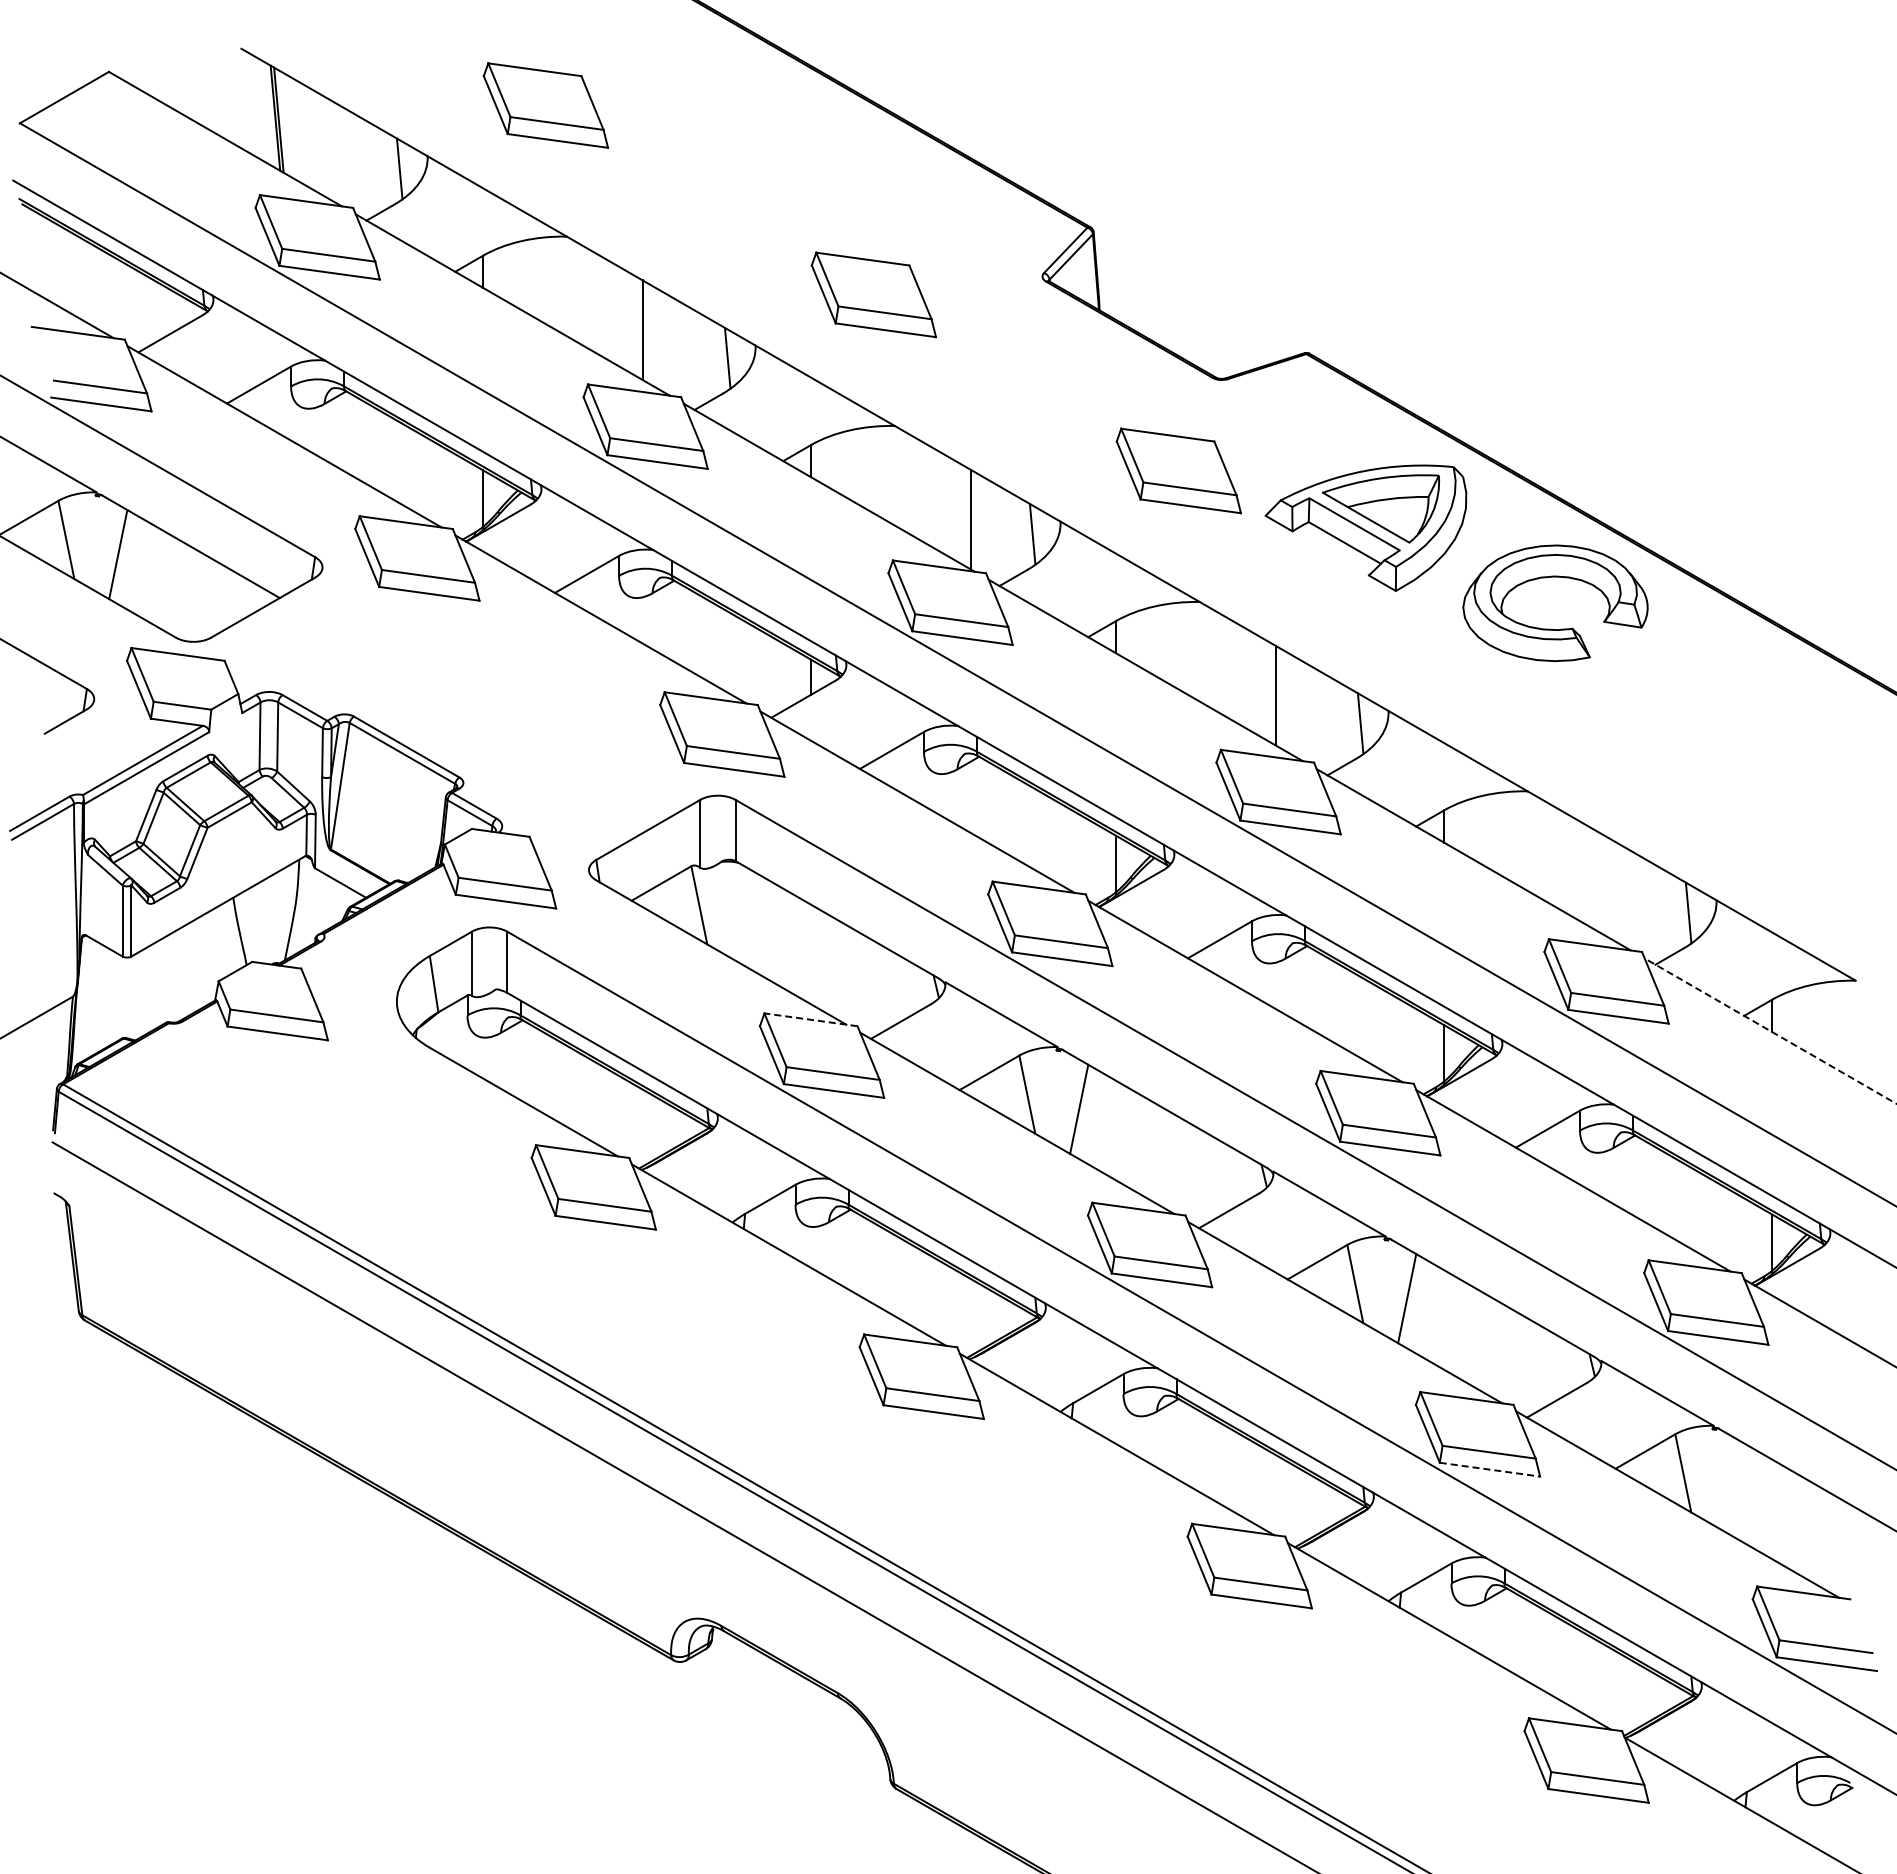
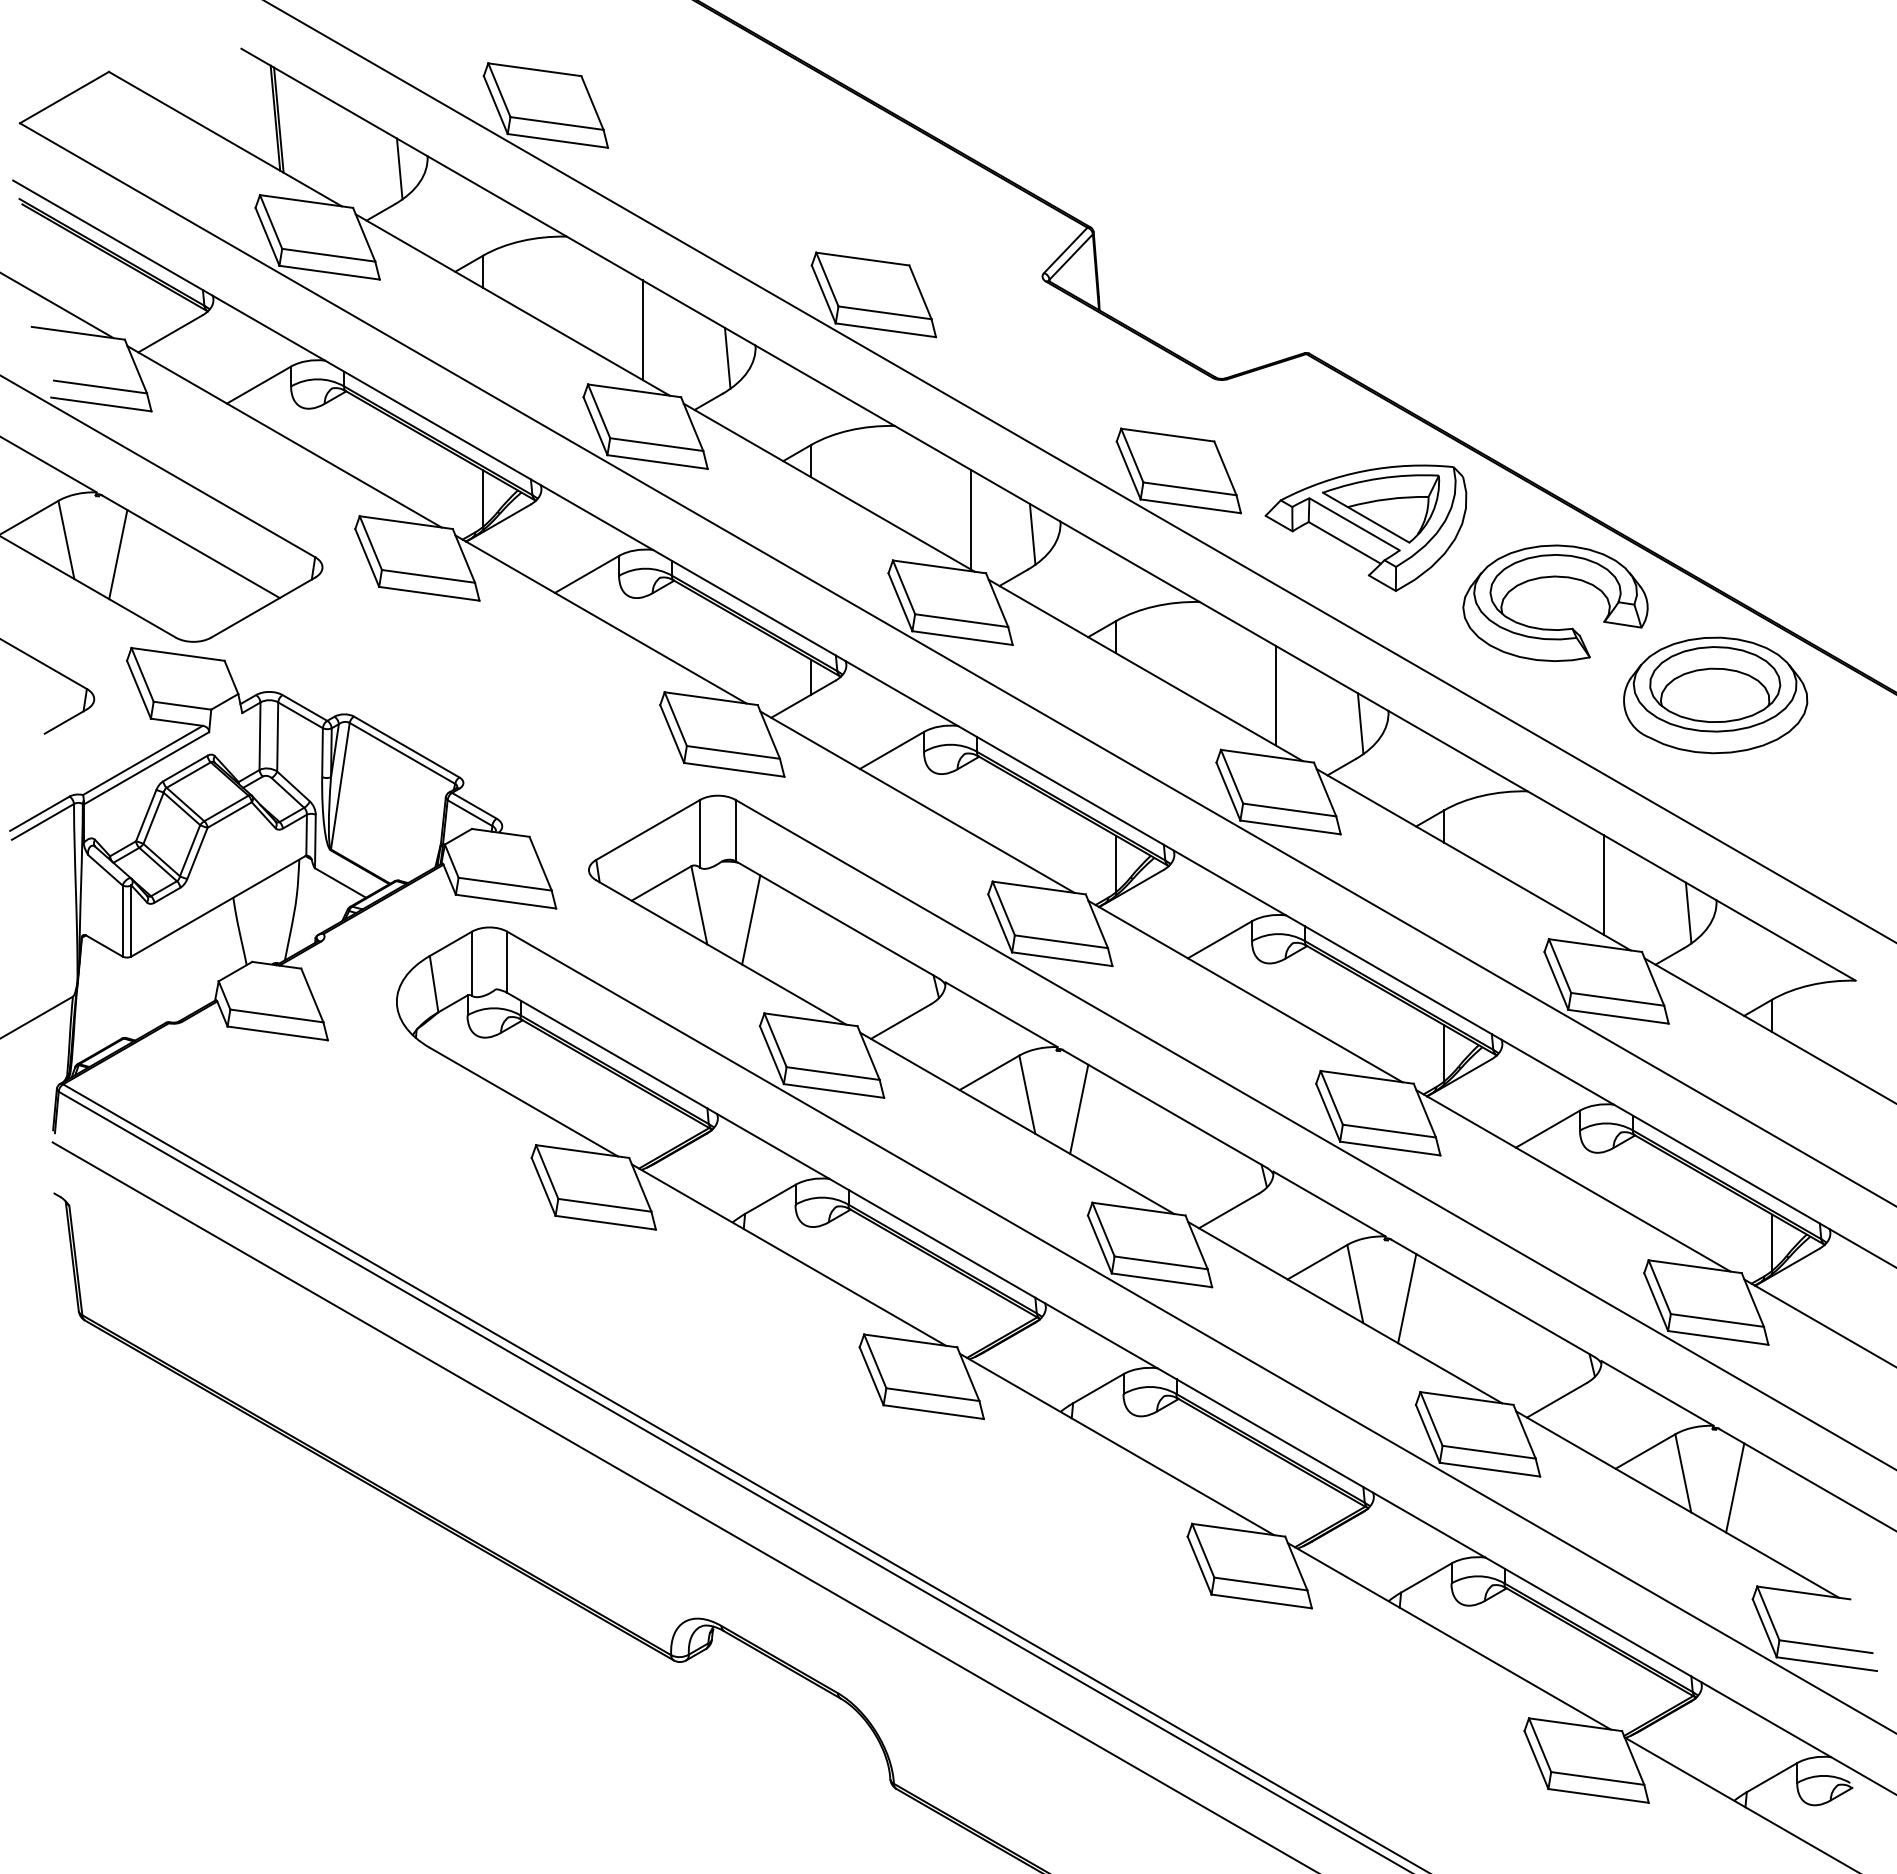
line: none -> present (1080, 471)
part: none -> present (1715, 695)
line: none -> present (1603, 884)
line: none -> present (751, 919)
line: dashed -> solid (810, 1019)
line: dashed -> solid (1770, 1030)
line: dashed -> solid (1490, 1469)
line: none -> present (1735, 1487)
